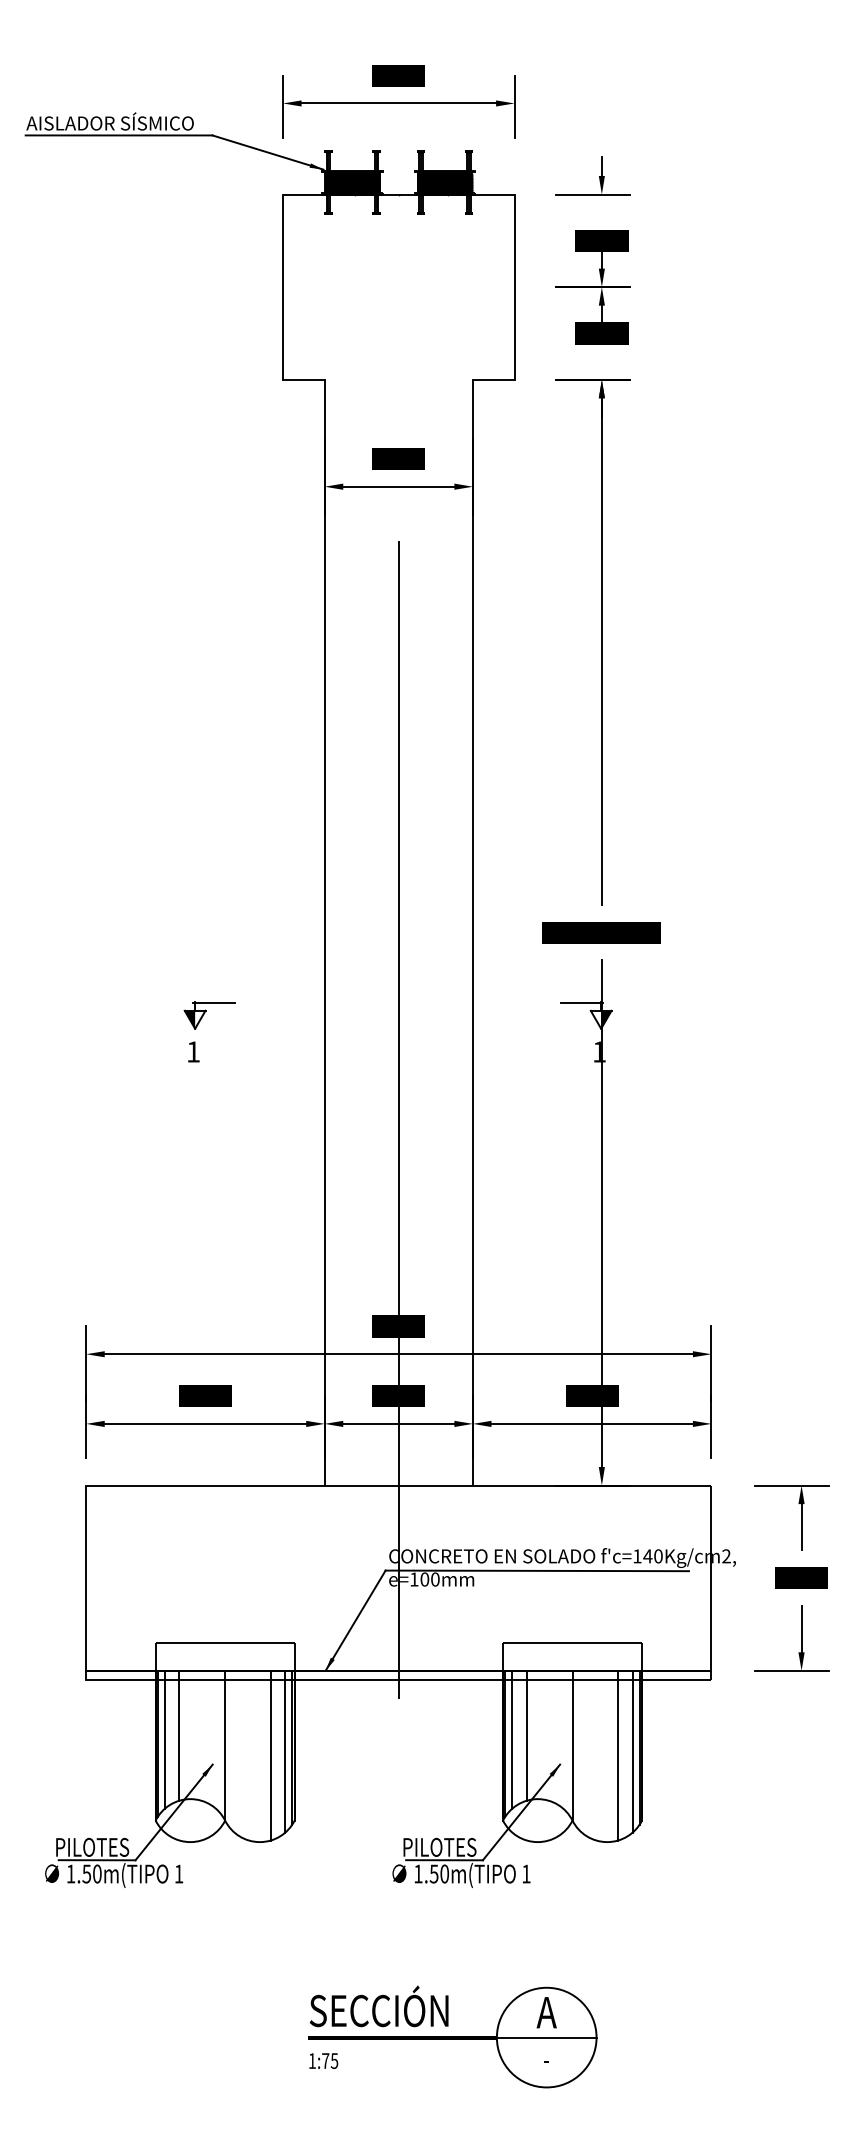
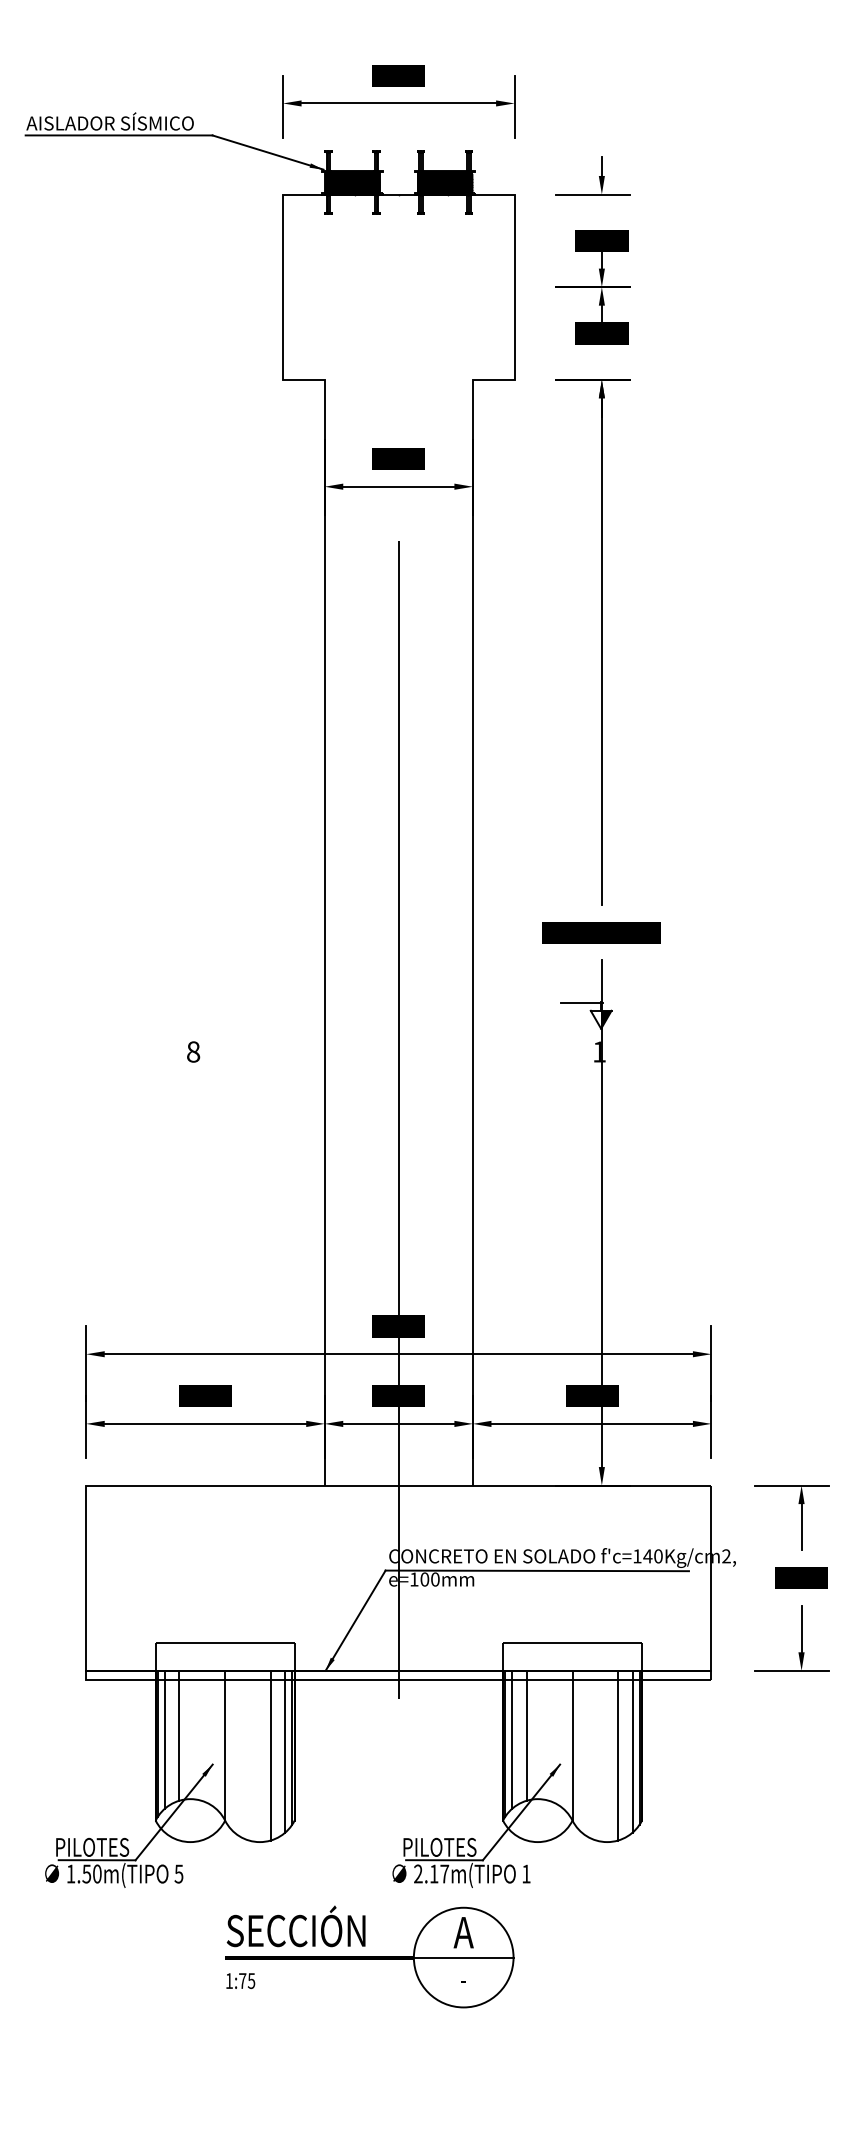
part: present -> none (209, 1015)
text: 1 -> 8 (193, 1051)
text: 1 -> 5 (178, 1873)
text: 1.50m(TIPO -> 2.17m(TIPO (431, 1873)
part position: (452, 2036) -> (369, 1956) (369, 1956)
